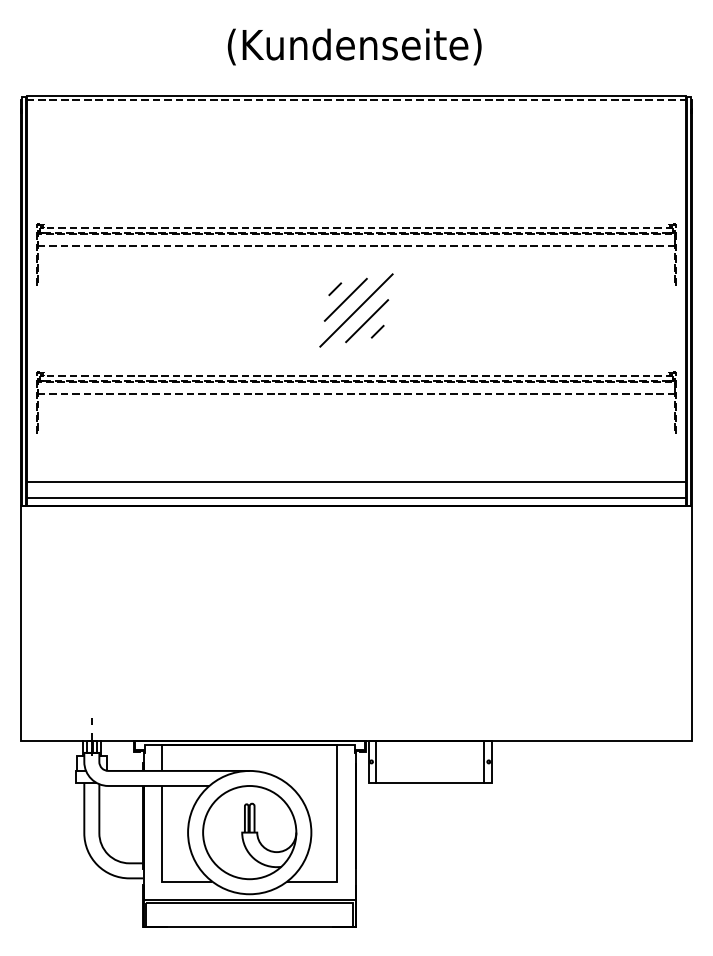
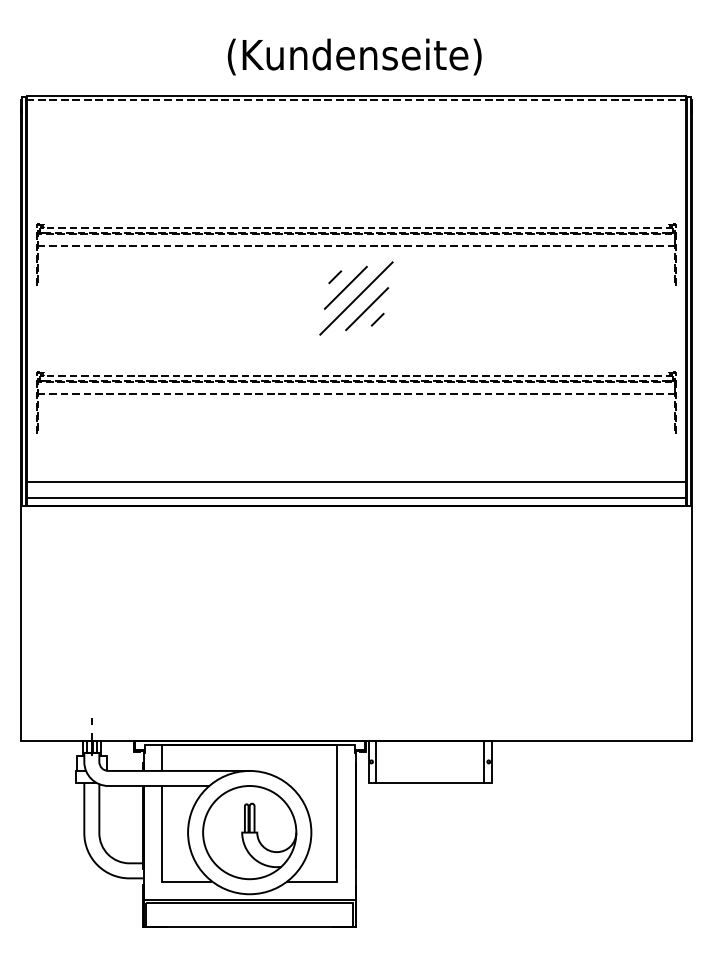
text position: (354, 46) -> (354, 56) (354, 56)
part position: (356, 310) -> (356, 298) (356, 298)
